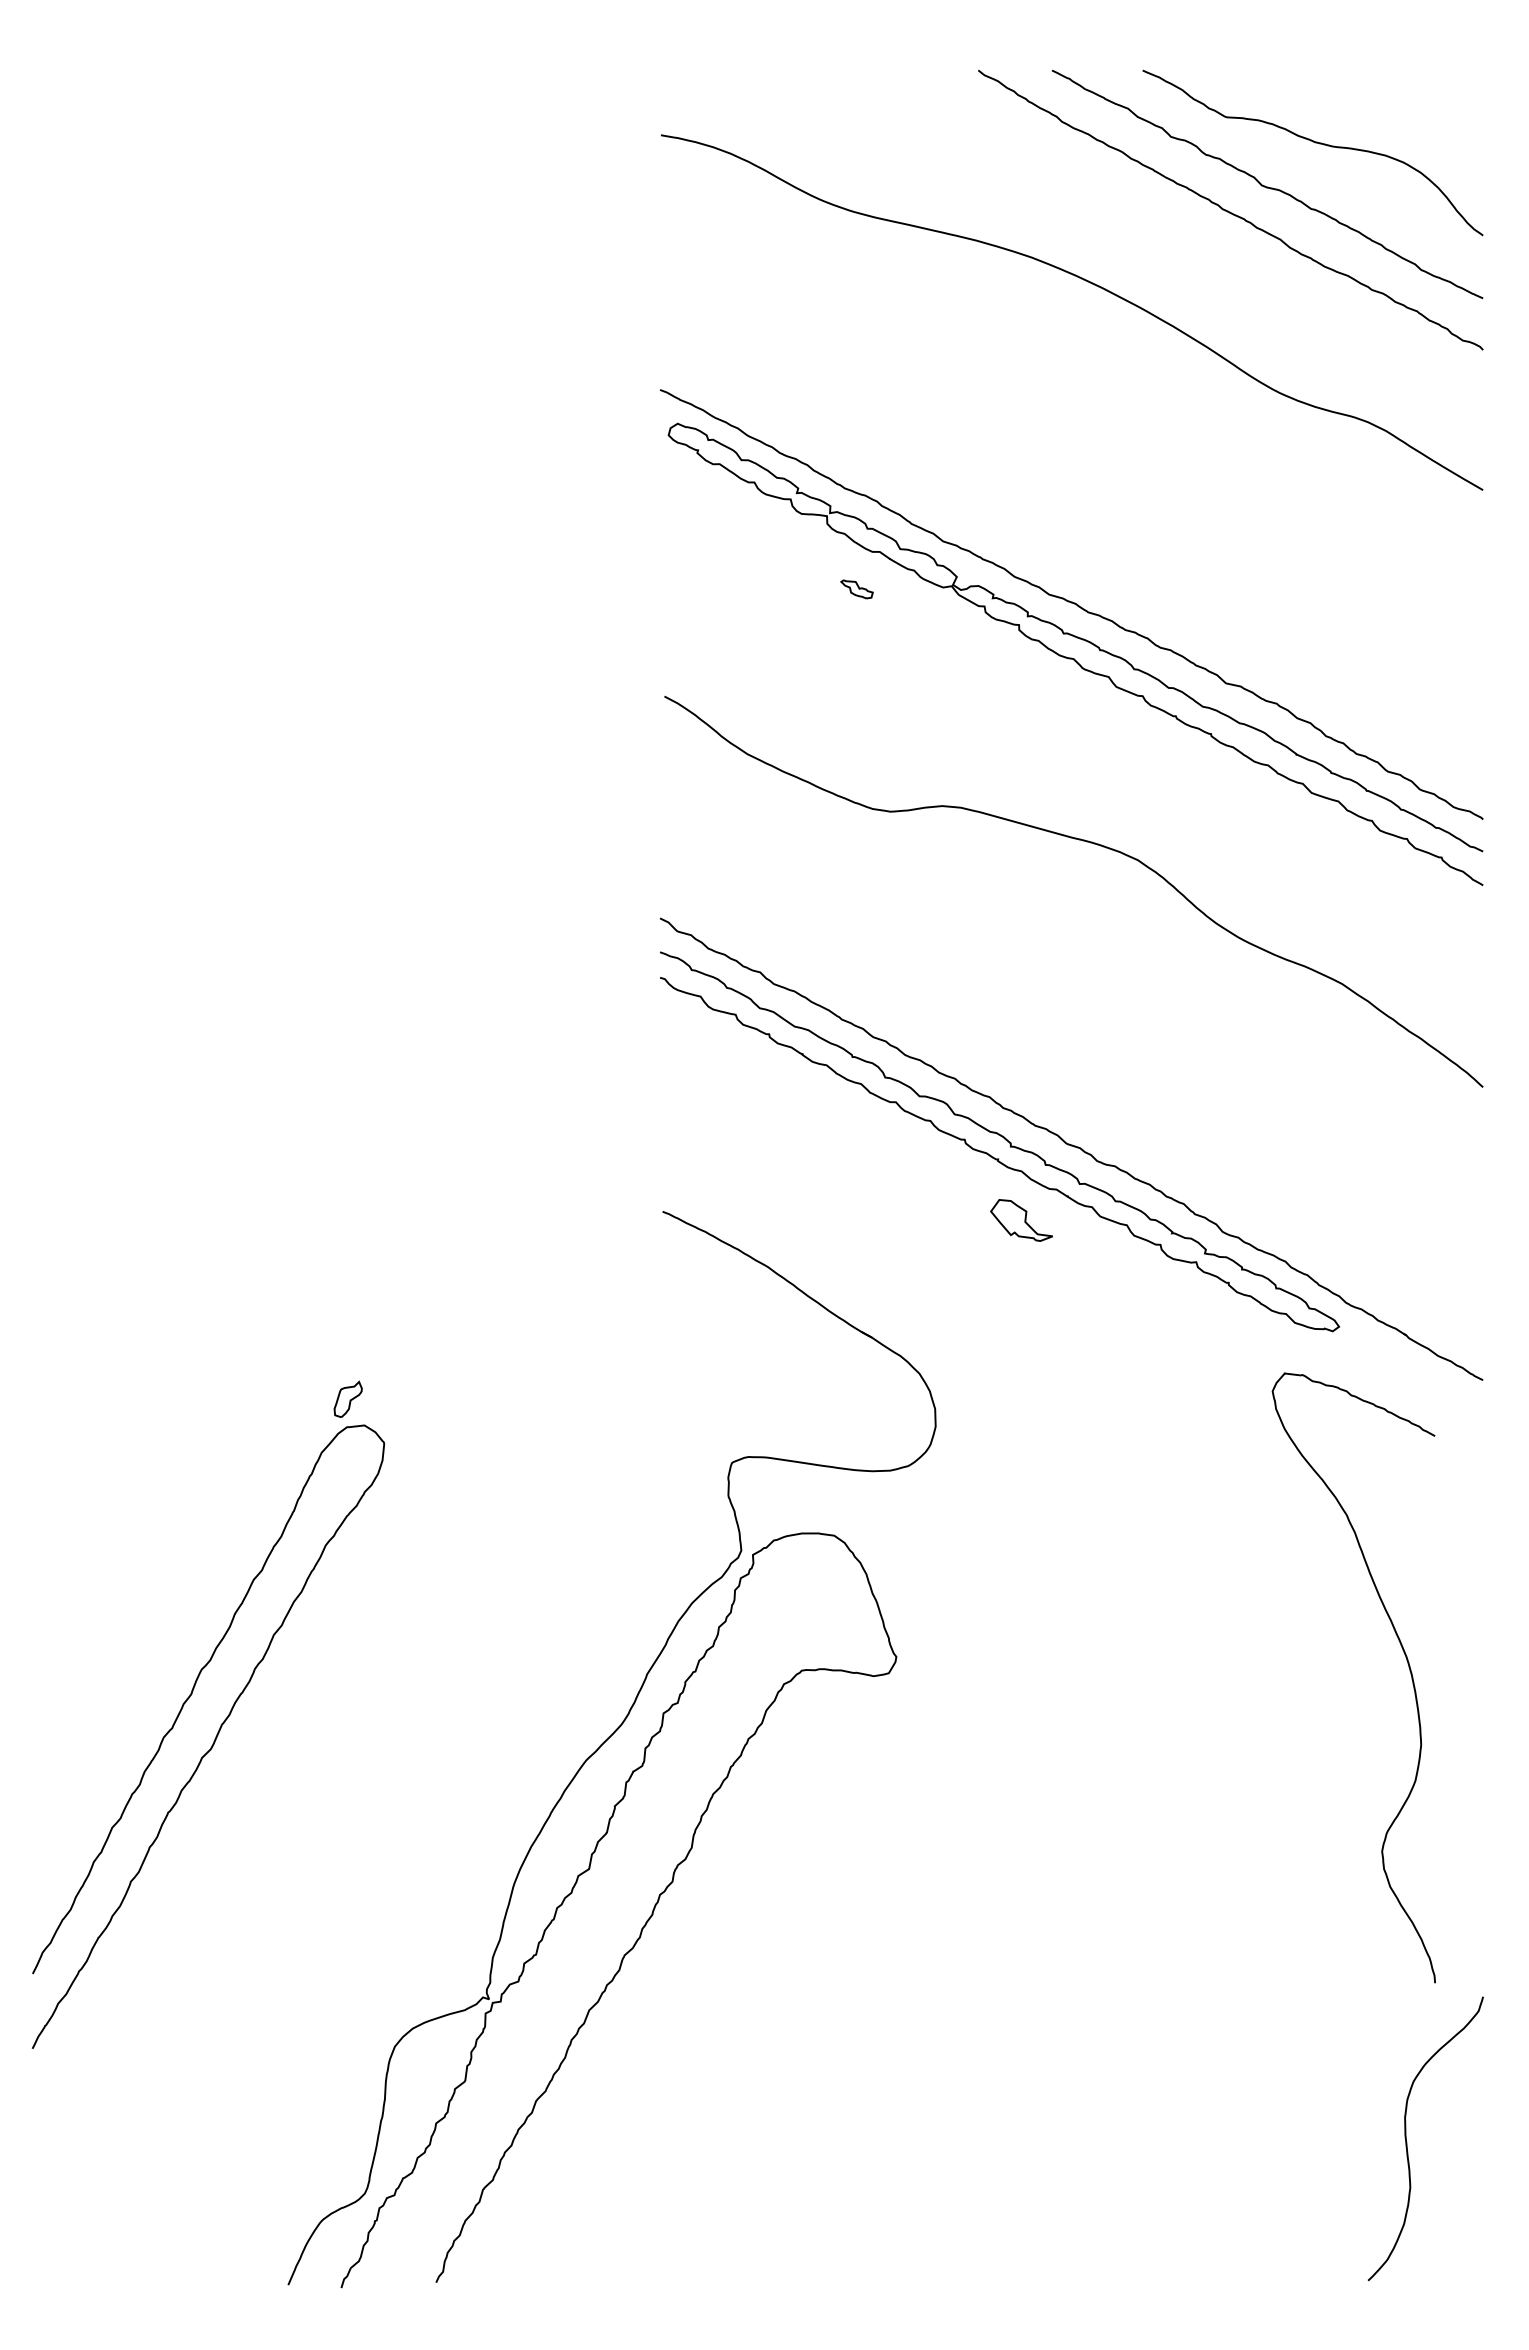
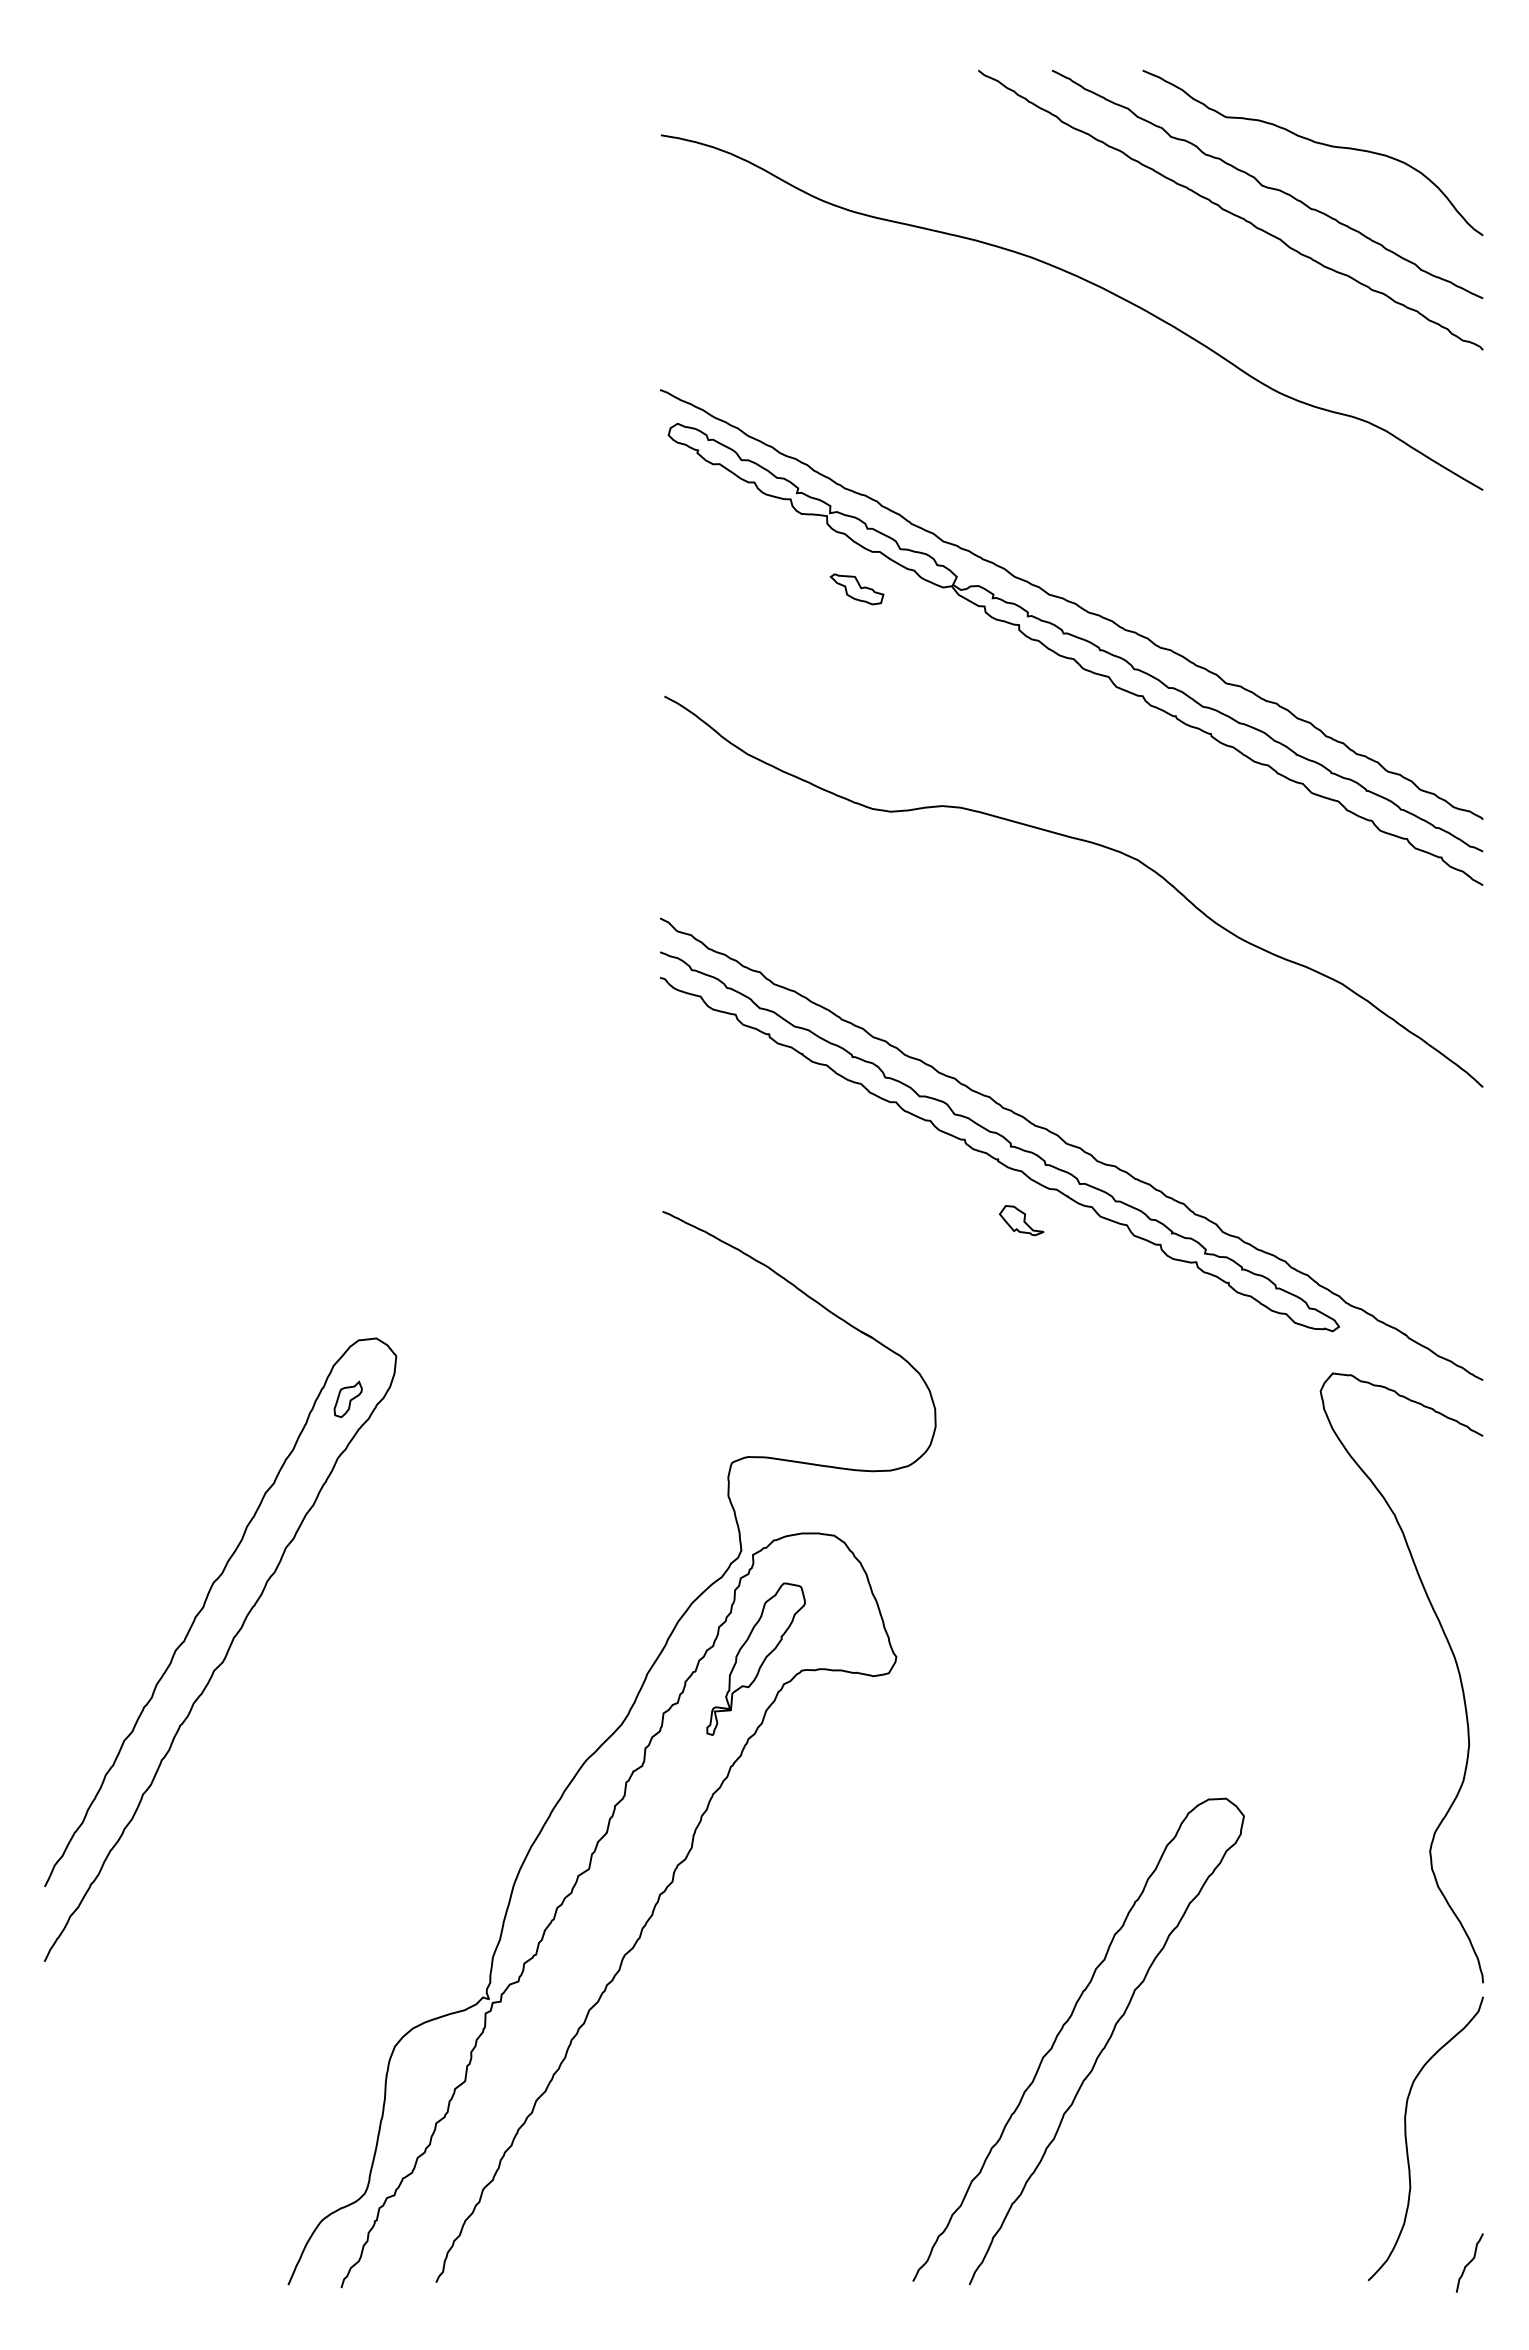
part size: 34x21 px -> 56x33 px (856, 589)
part size: 63x43 px -> 46x32 px (1021, 1220)
curve position: (1404, 1655) -> (1452, 1655) (1452, 1655)
part: none -> present (755, 1658)
curve position: (214, 1739) -> (226, 1652) (226, 1652)
curve: none -> present (1061, 2031)
curve: none -> present (1469, 2262)
